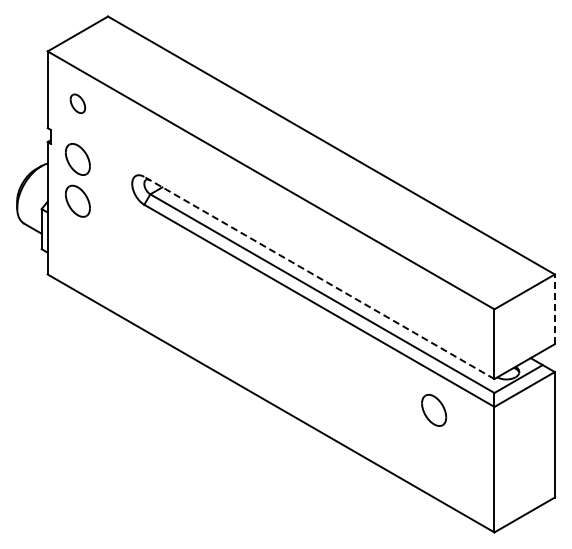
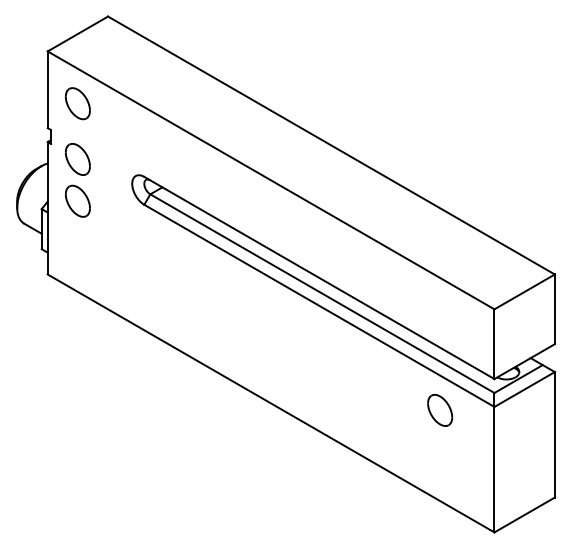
part size: 18x21 px -> 26x34 px (77, 103)
line: dashed -> solid (318, 277)
line: dashed -> solid (554, 309)
part position: (434, 410) -> (440, 410) (440, 410)
